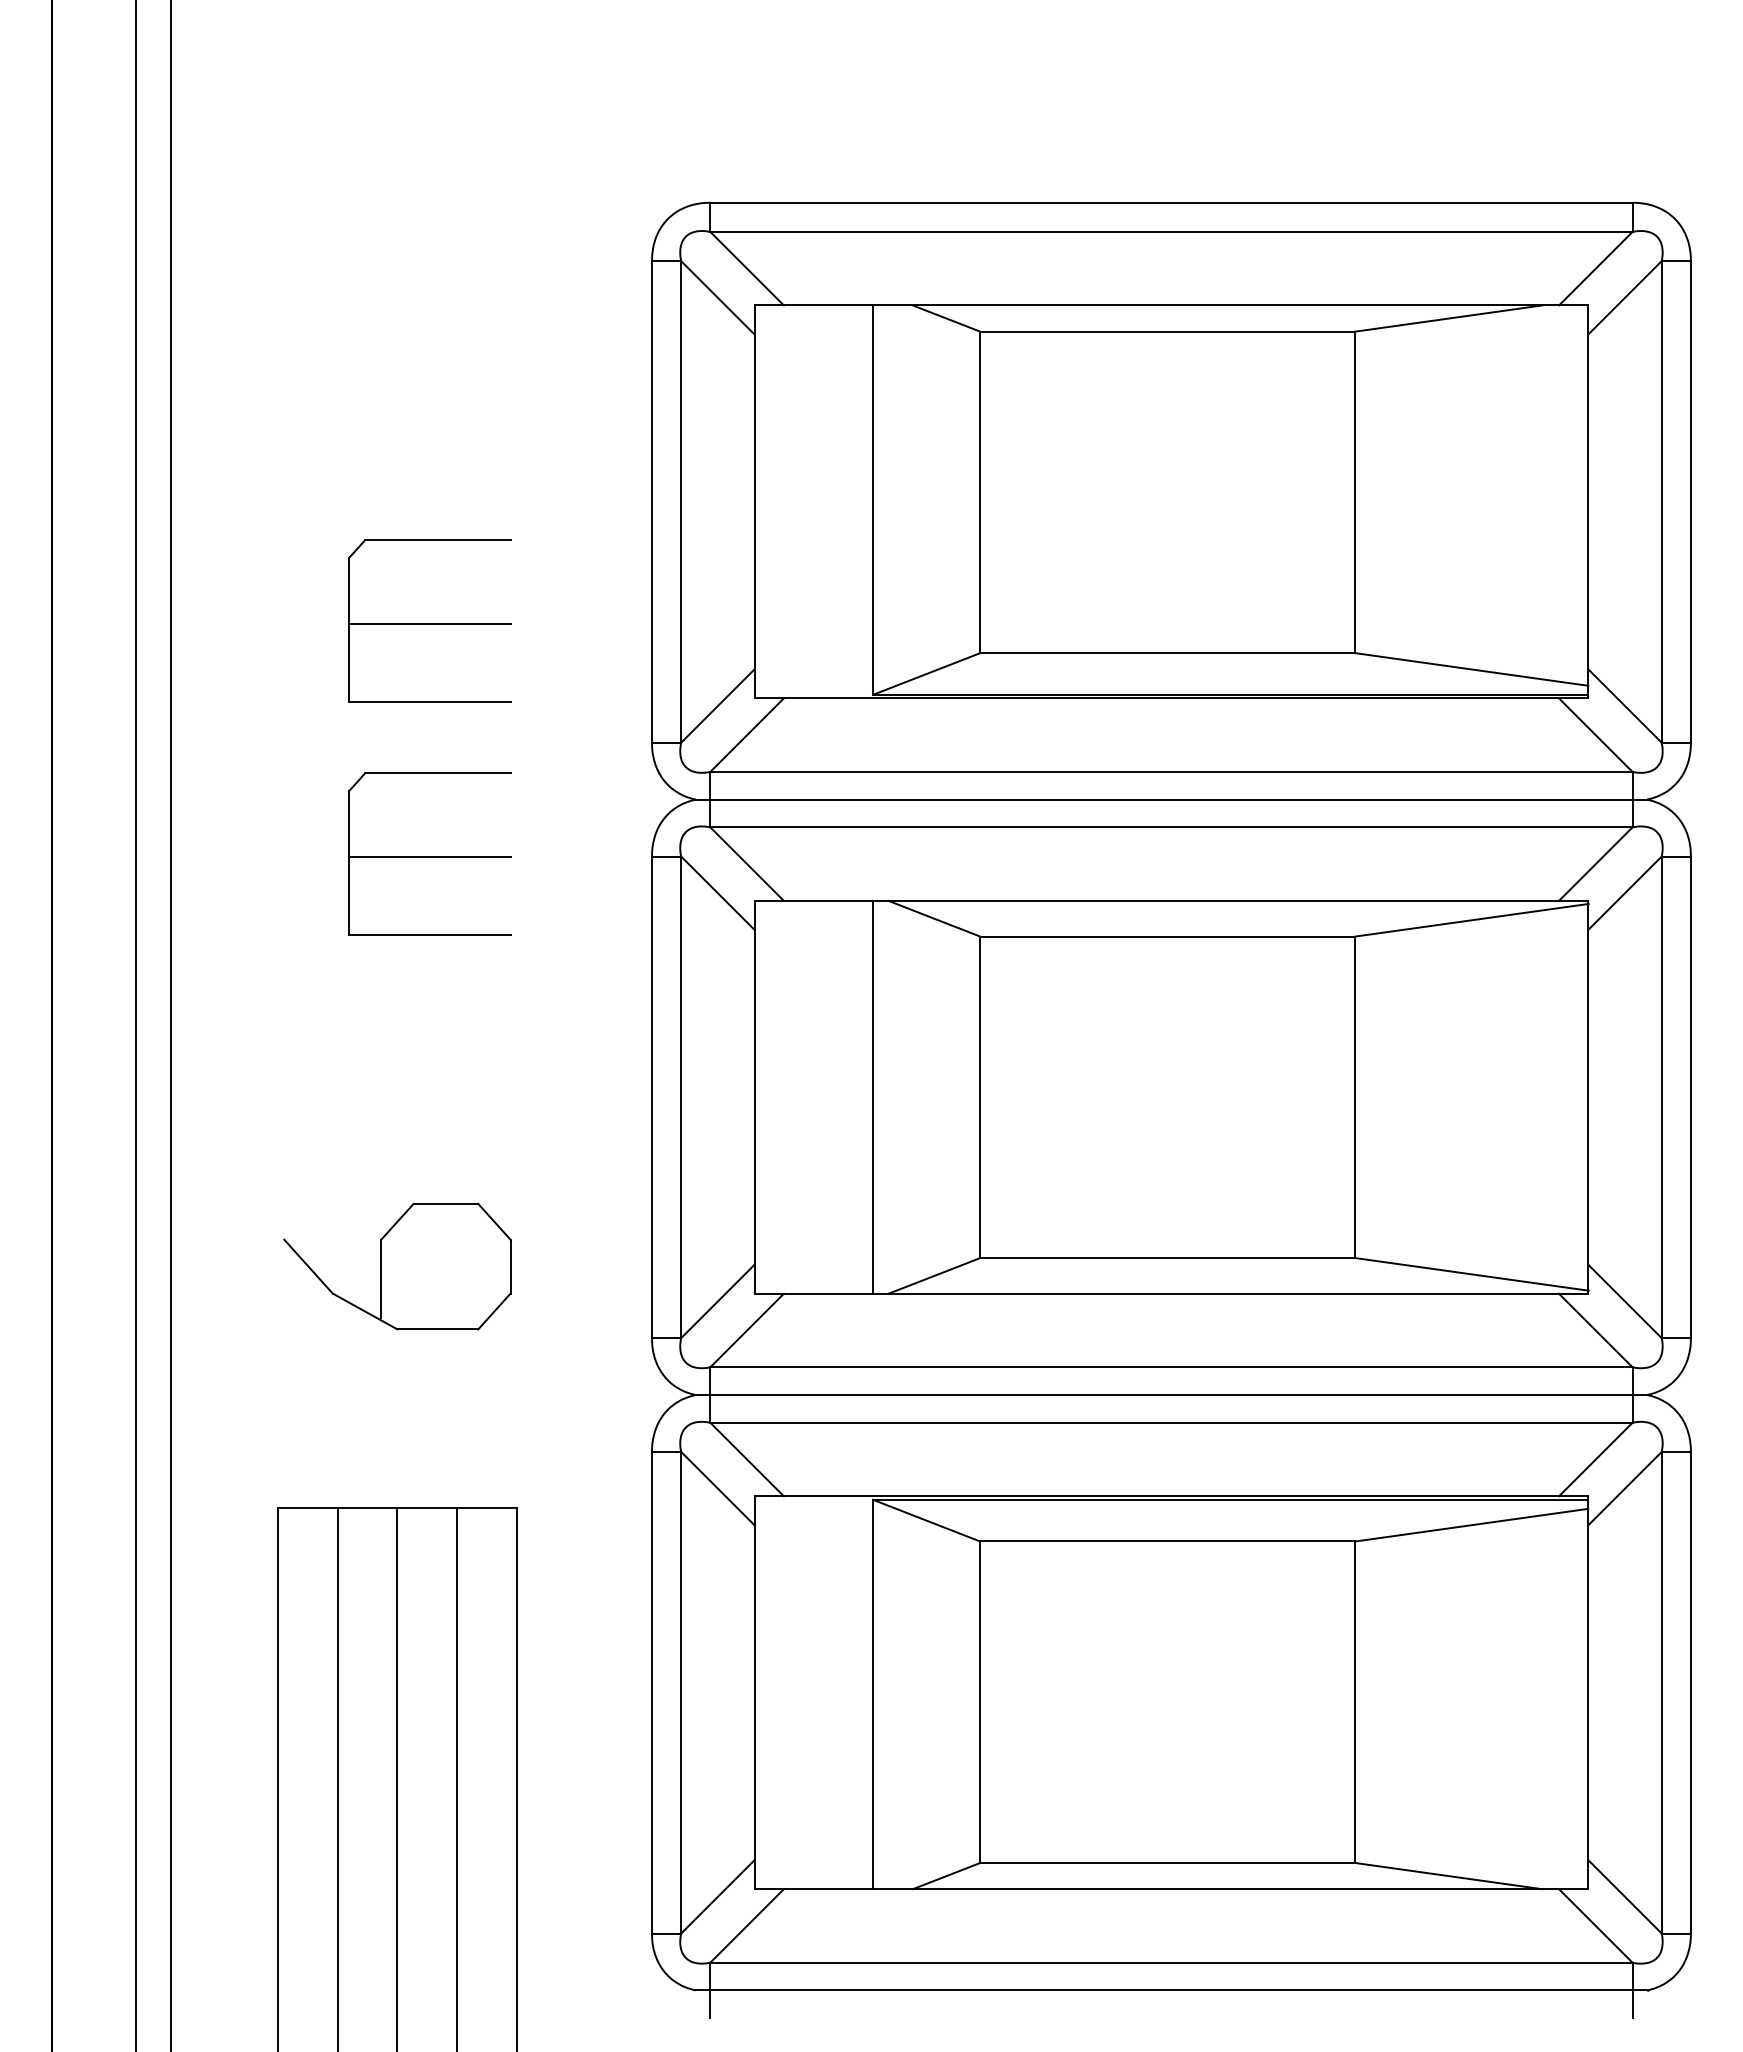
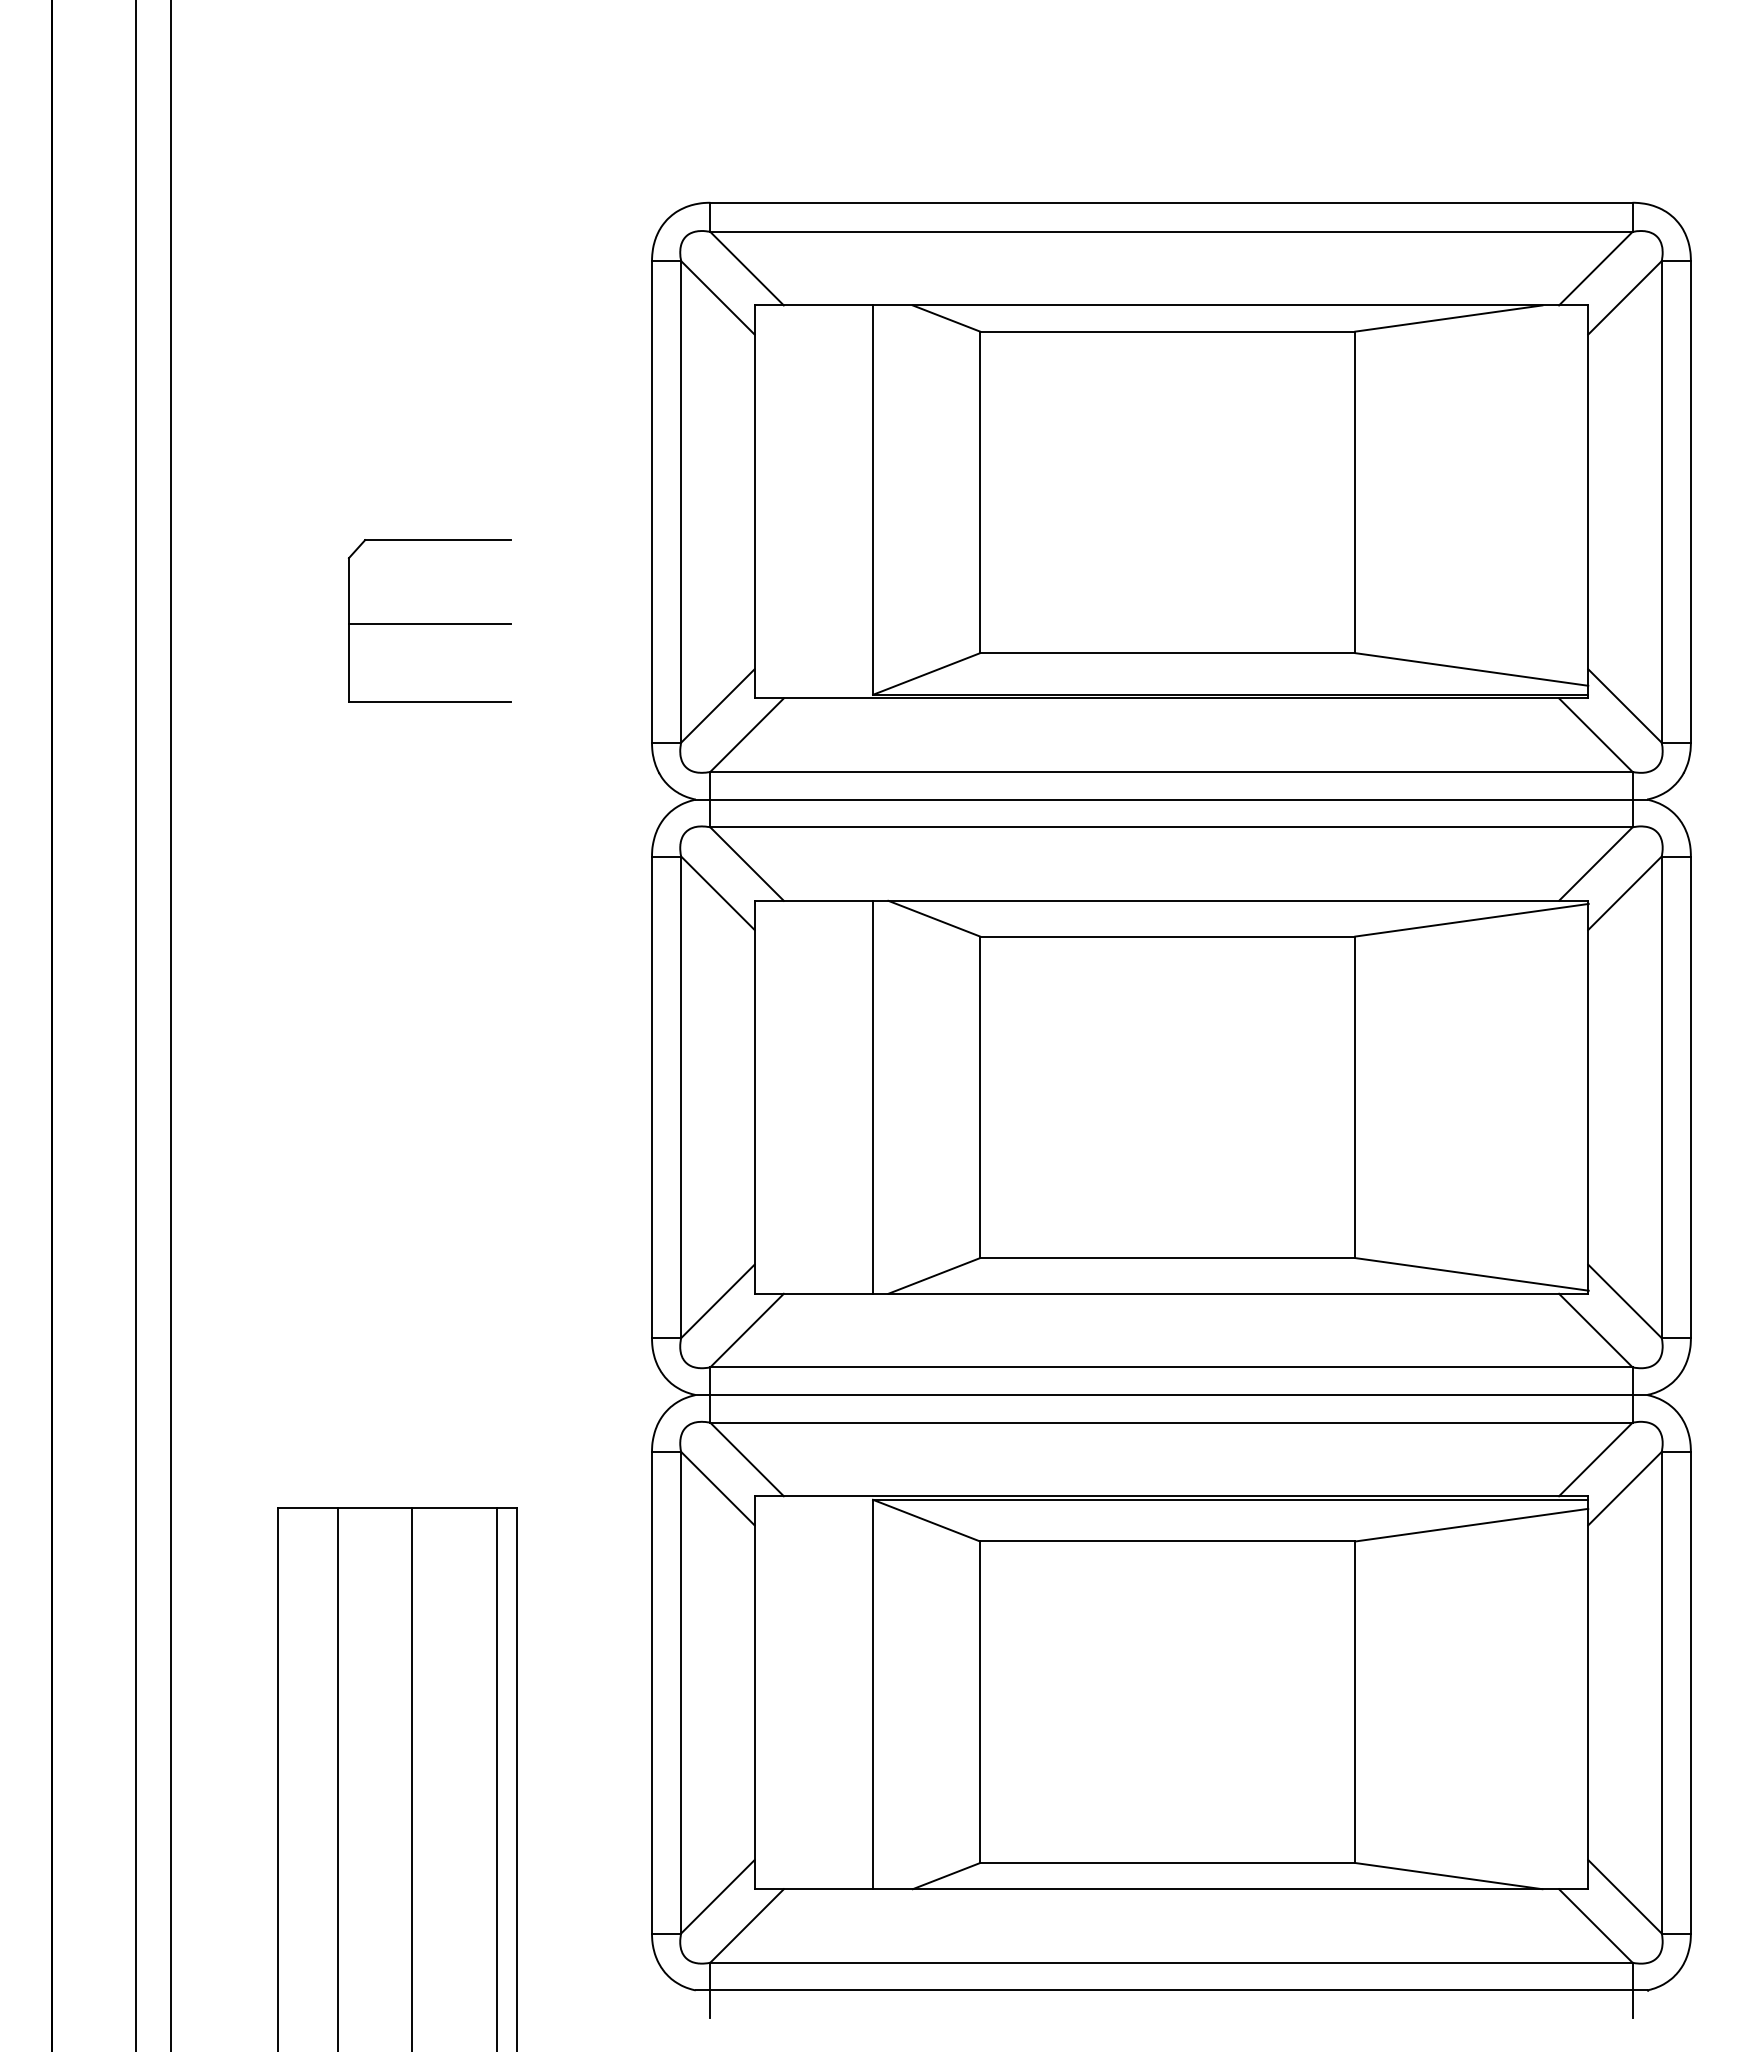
part: present -> none (429, 853)
part: present -> none (397, 1266)
line position: (397, 1778) -> (412, 1778) (412, 1778)
line position: (456, 1778) -> (496, 1778) (496, 1778)
